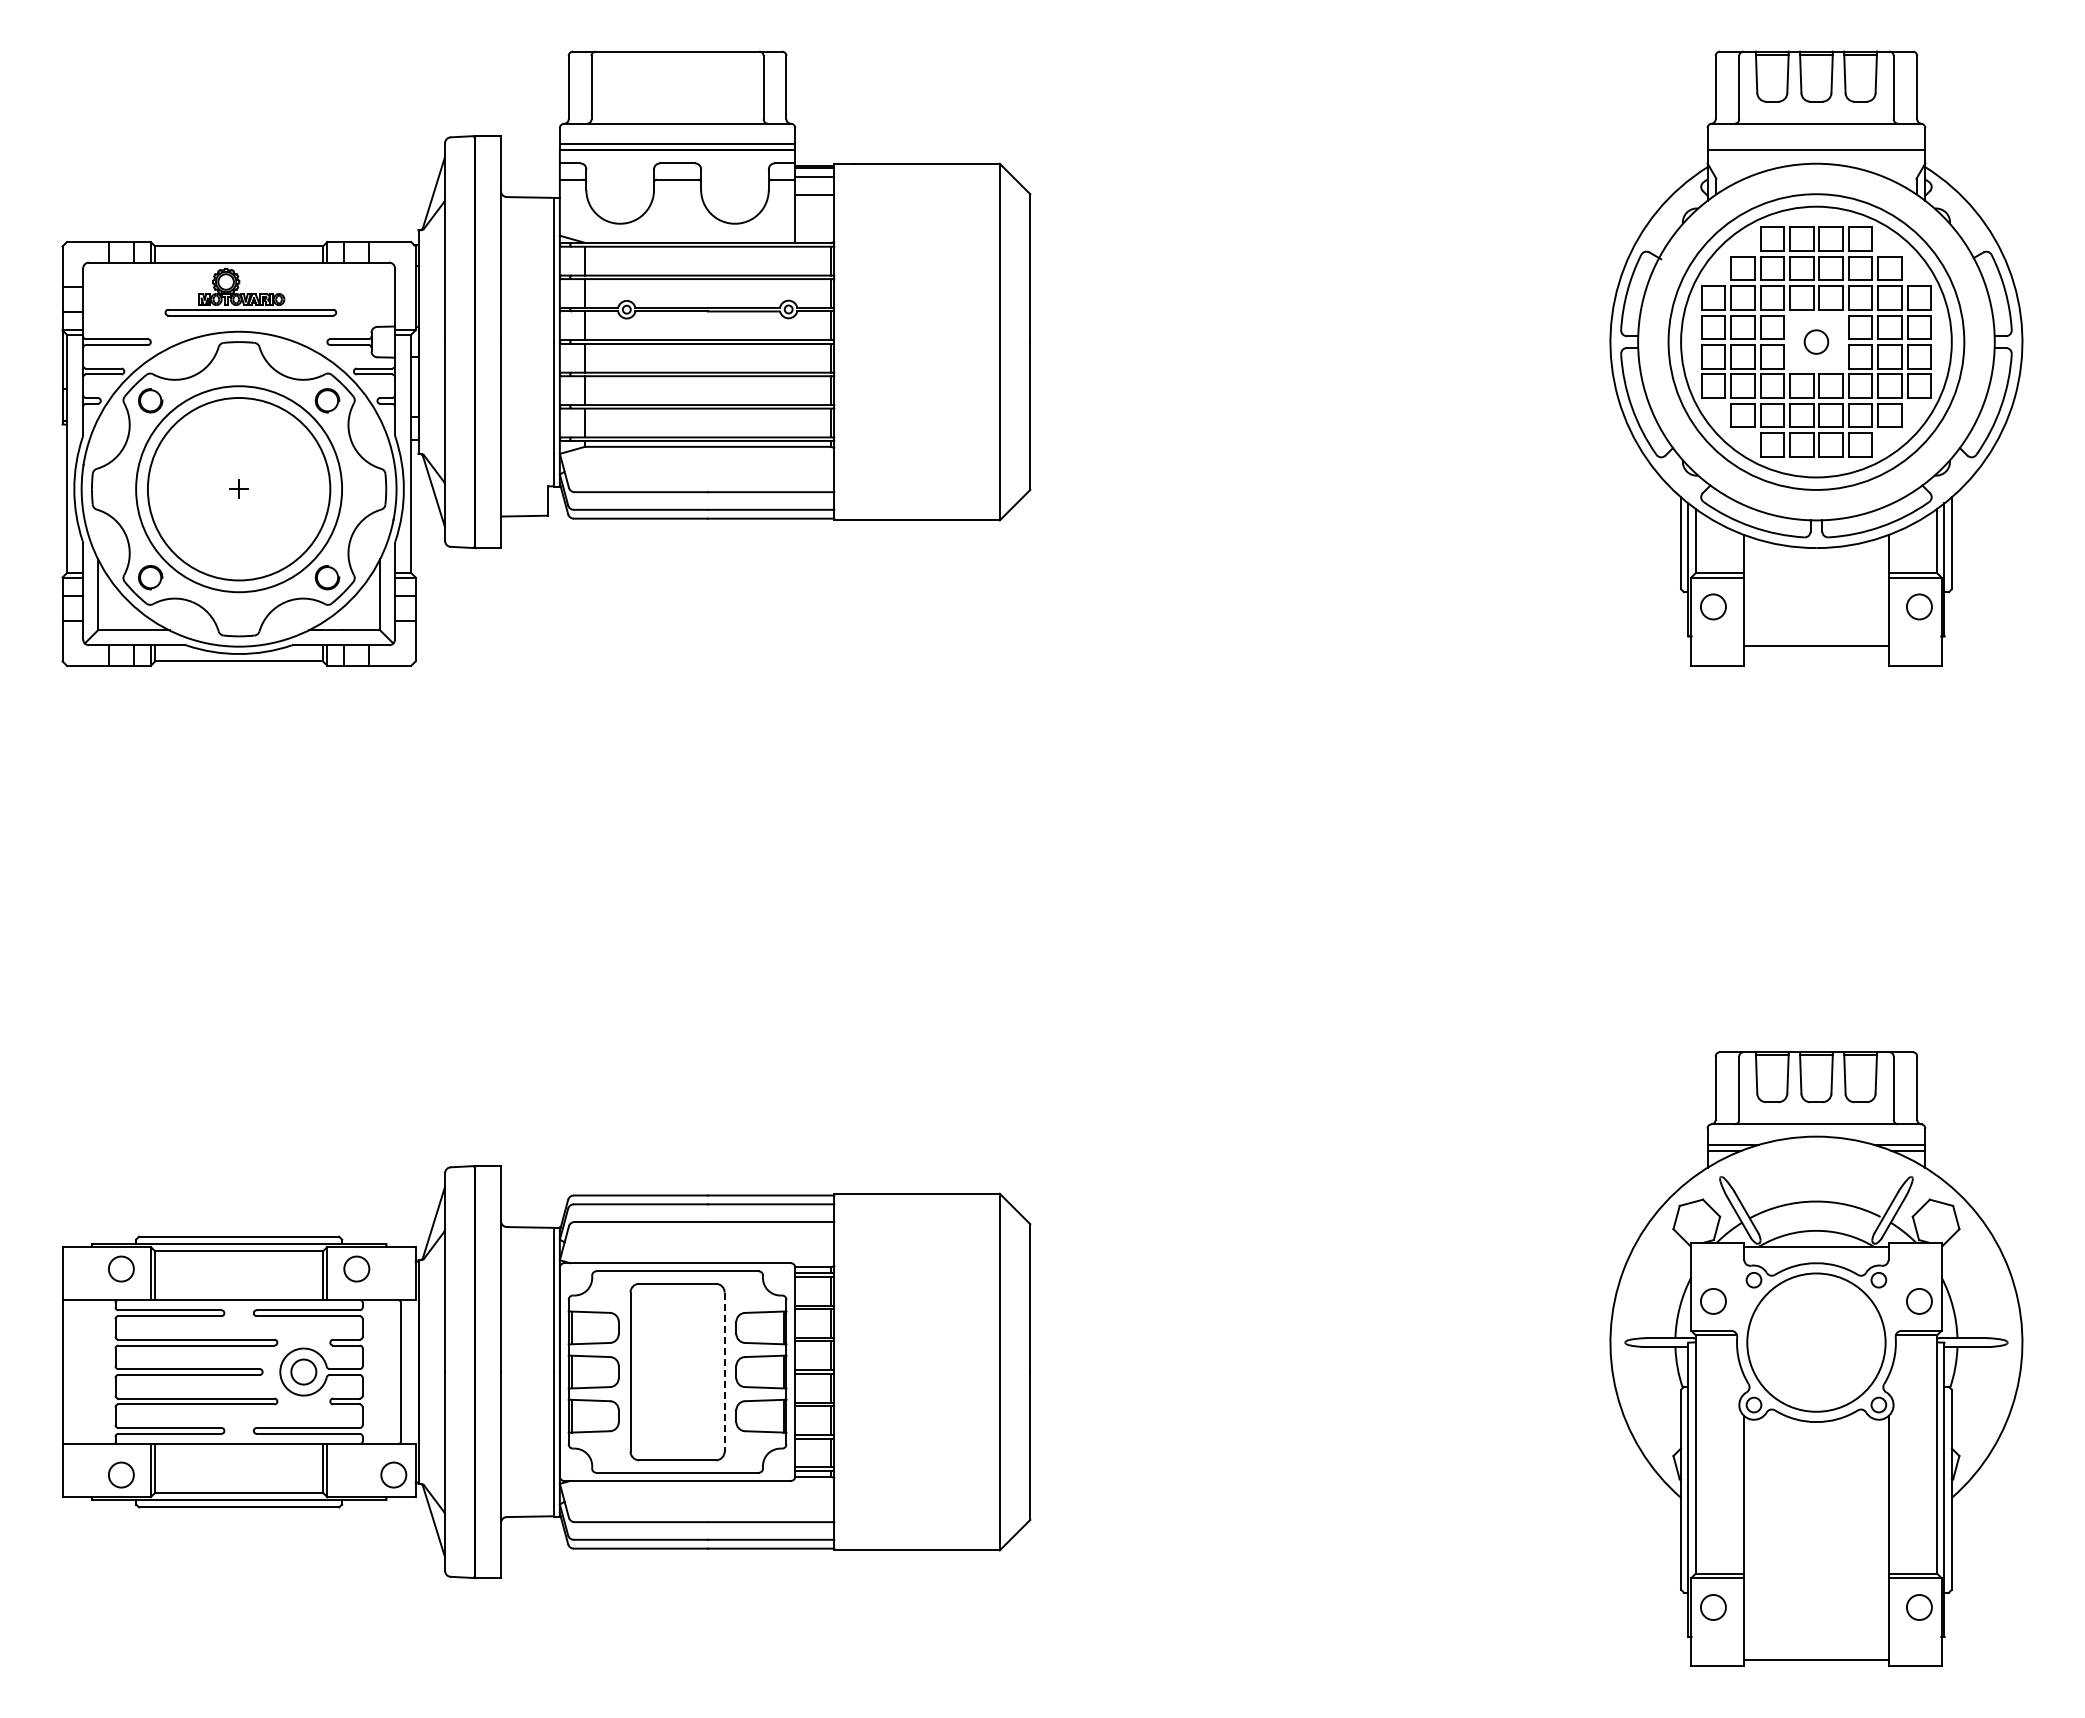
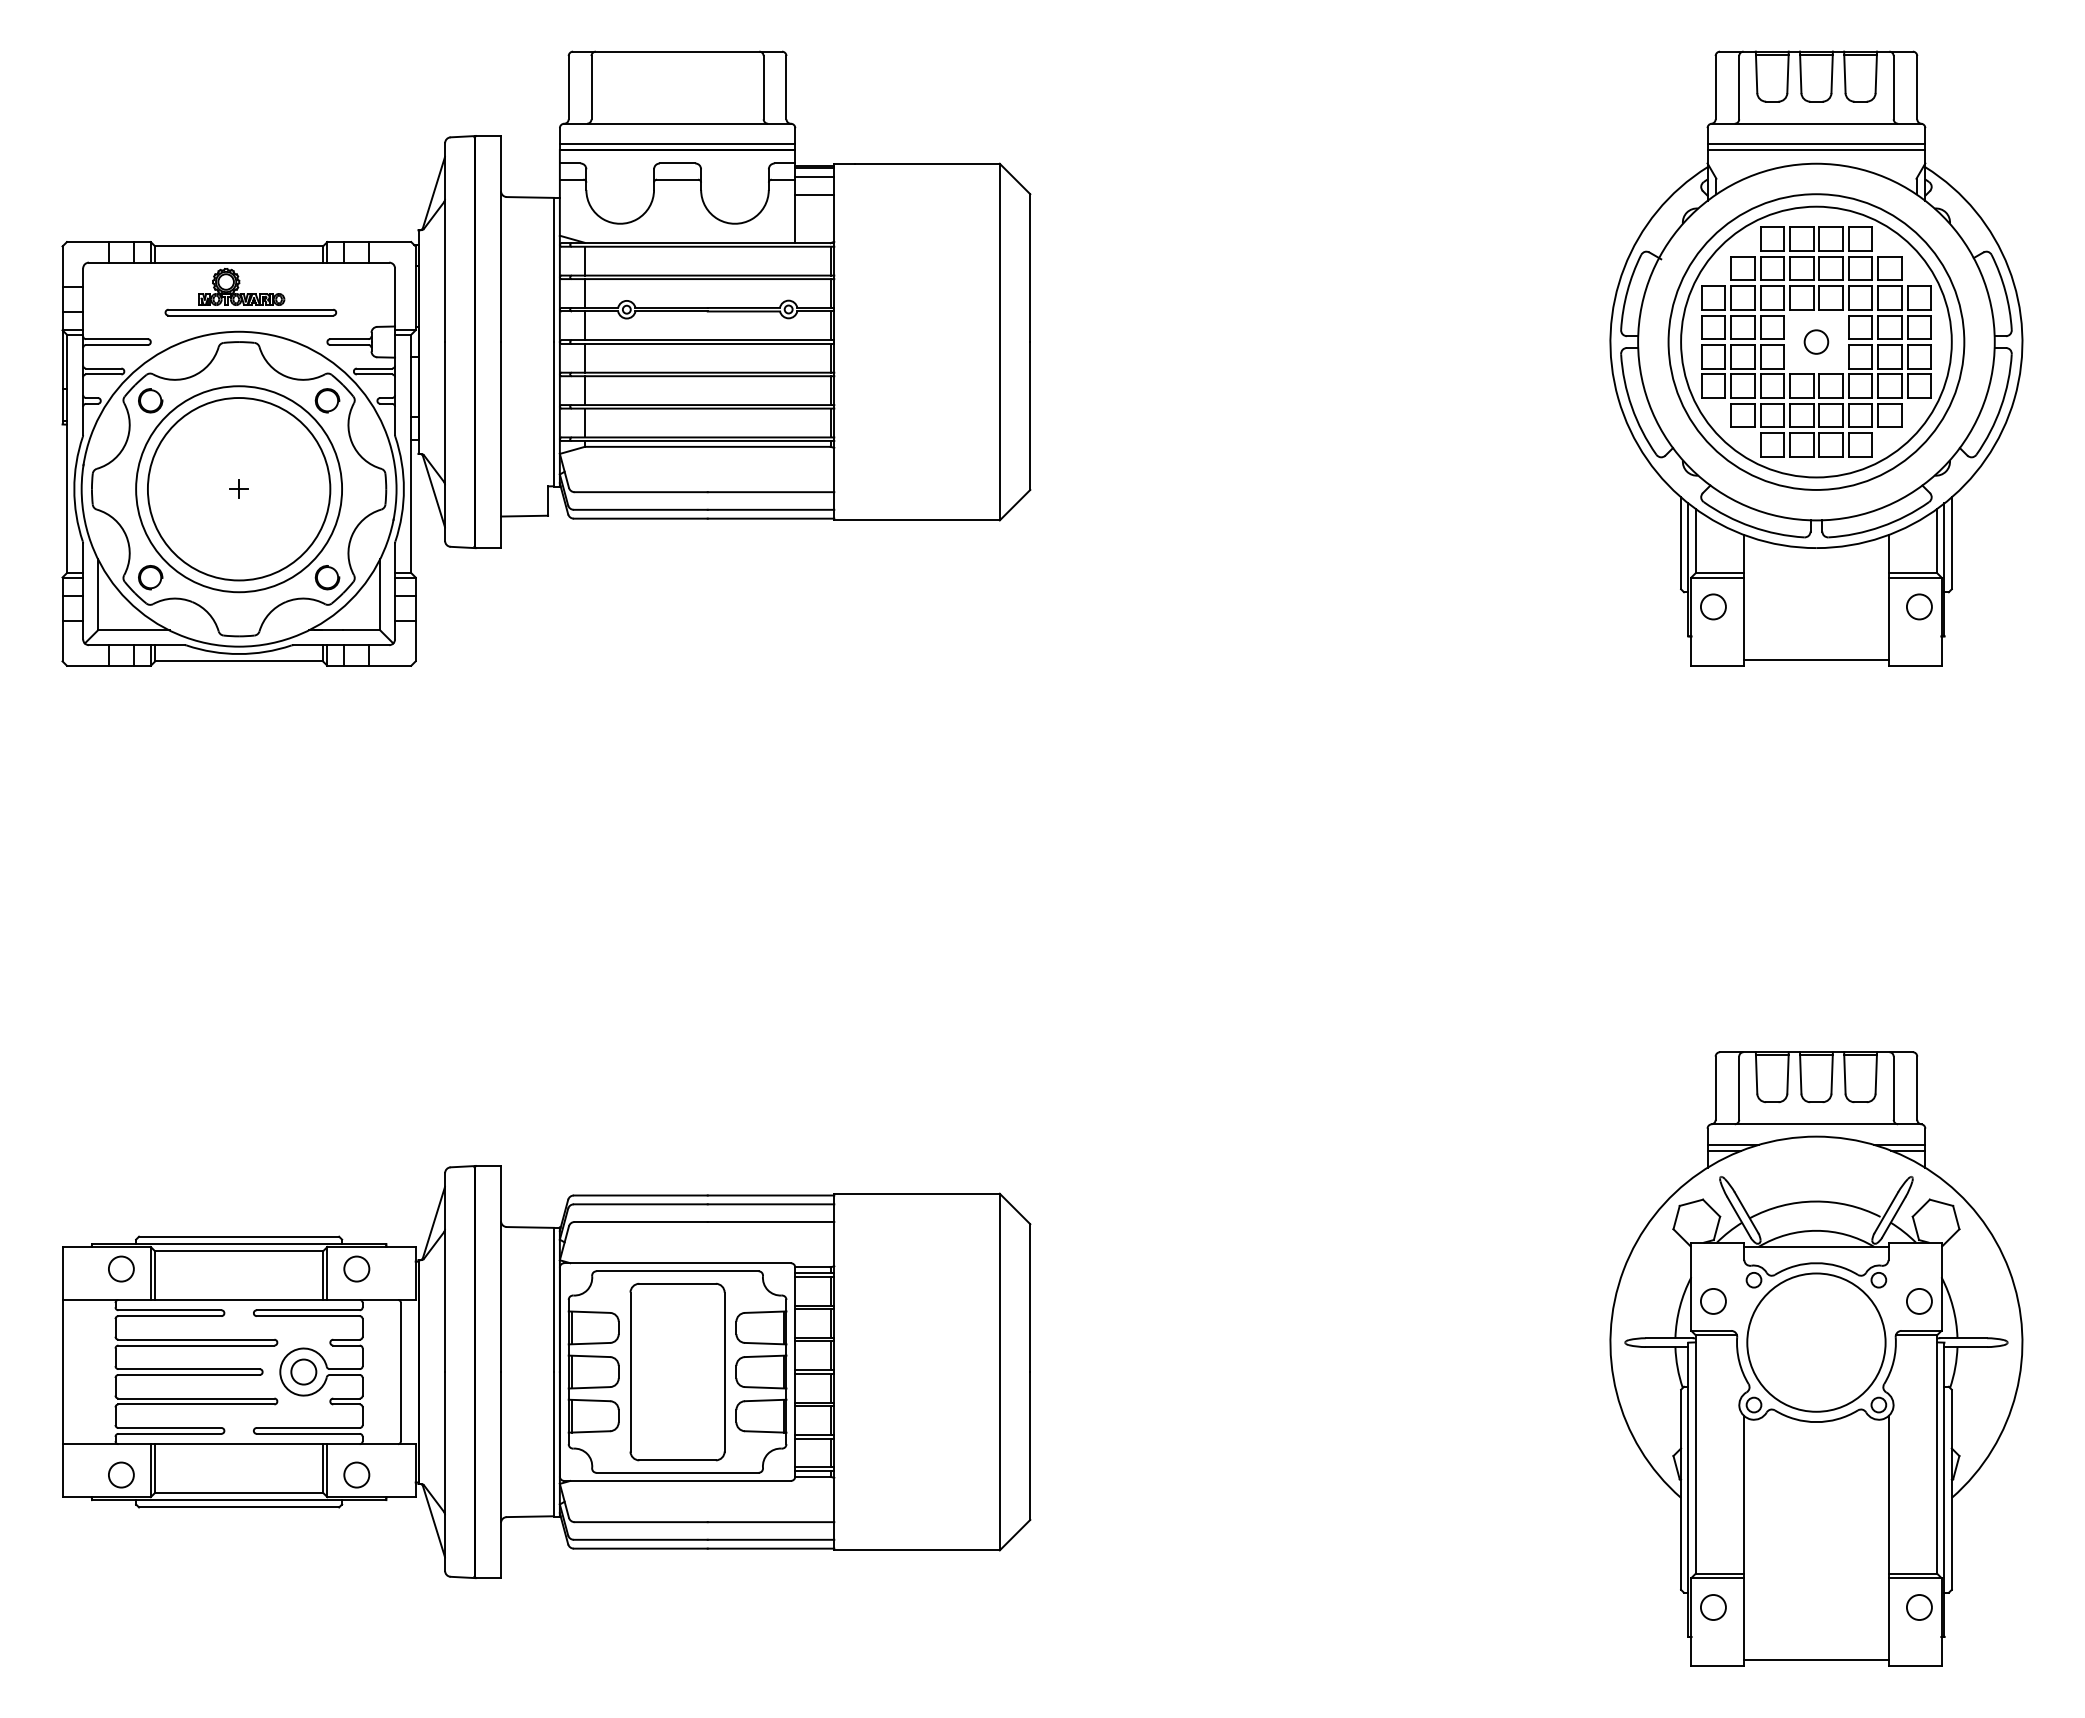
line: none -> present (1816, 144)
line position: (1816, 645) -> (1816, 659) (1816, 659)
line: dashed -> solid (724, 1372)
circle position: (393, 1474) -> (356, 1474) (356, 1474)
